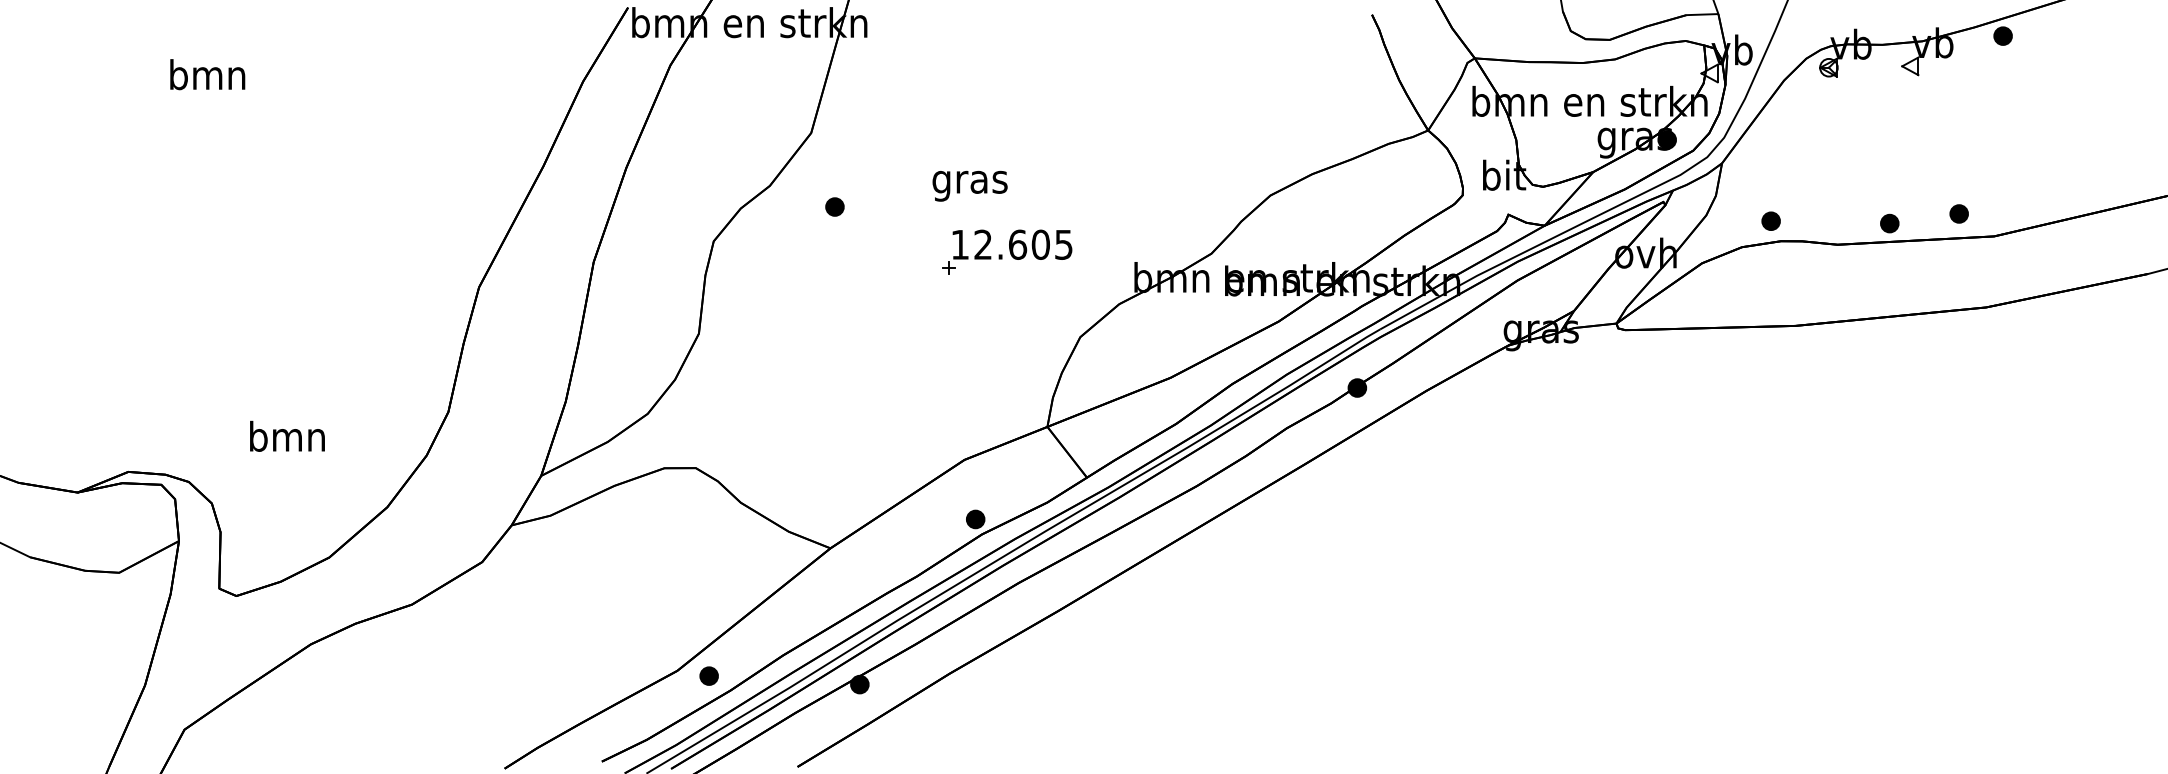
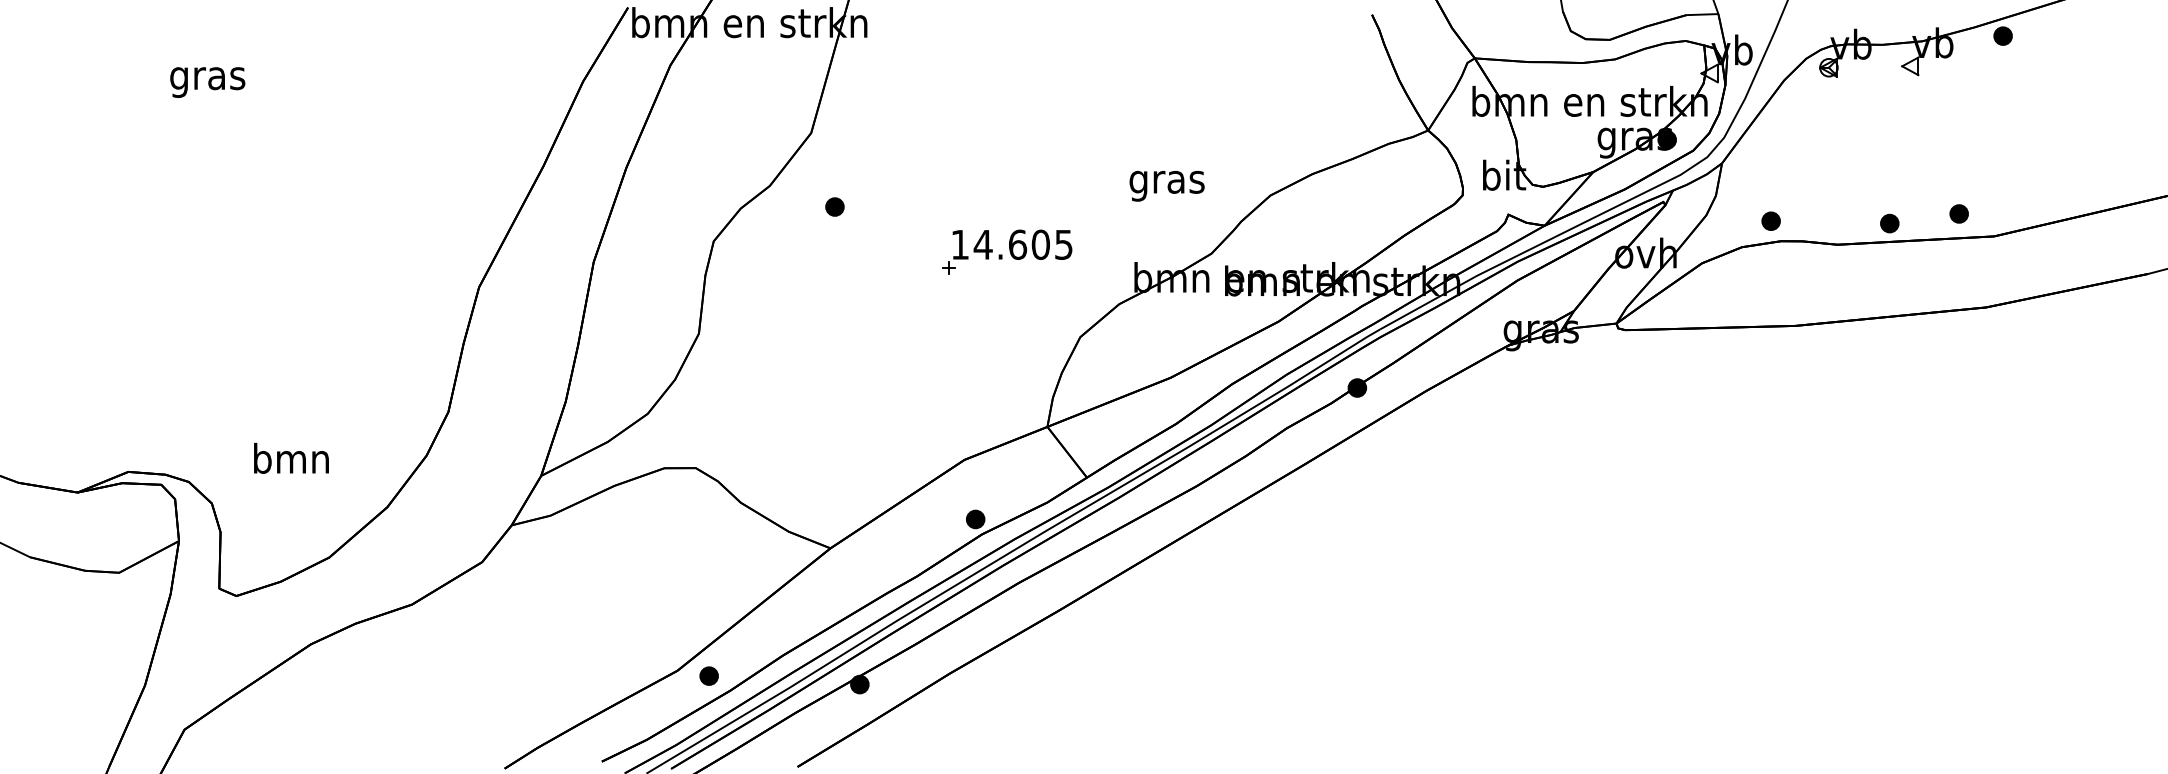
text: bmn -> gras (207, 78)
text position: (969, 185) -> (1166, 185) (1166, 185)
text: 12.605 -> 14.605 (982, 244)
text position: (287, 435) -> (291, 457) (291, 457)
